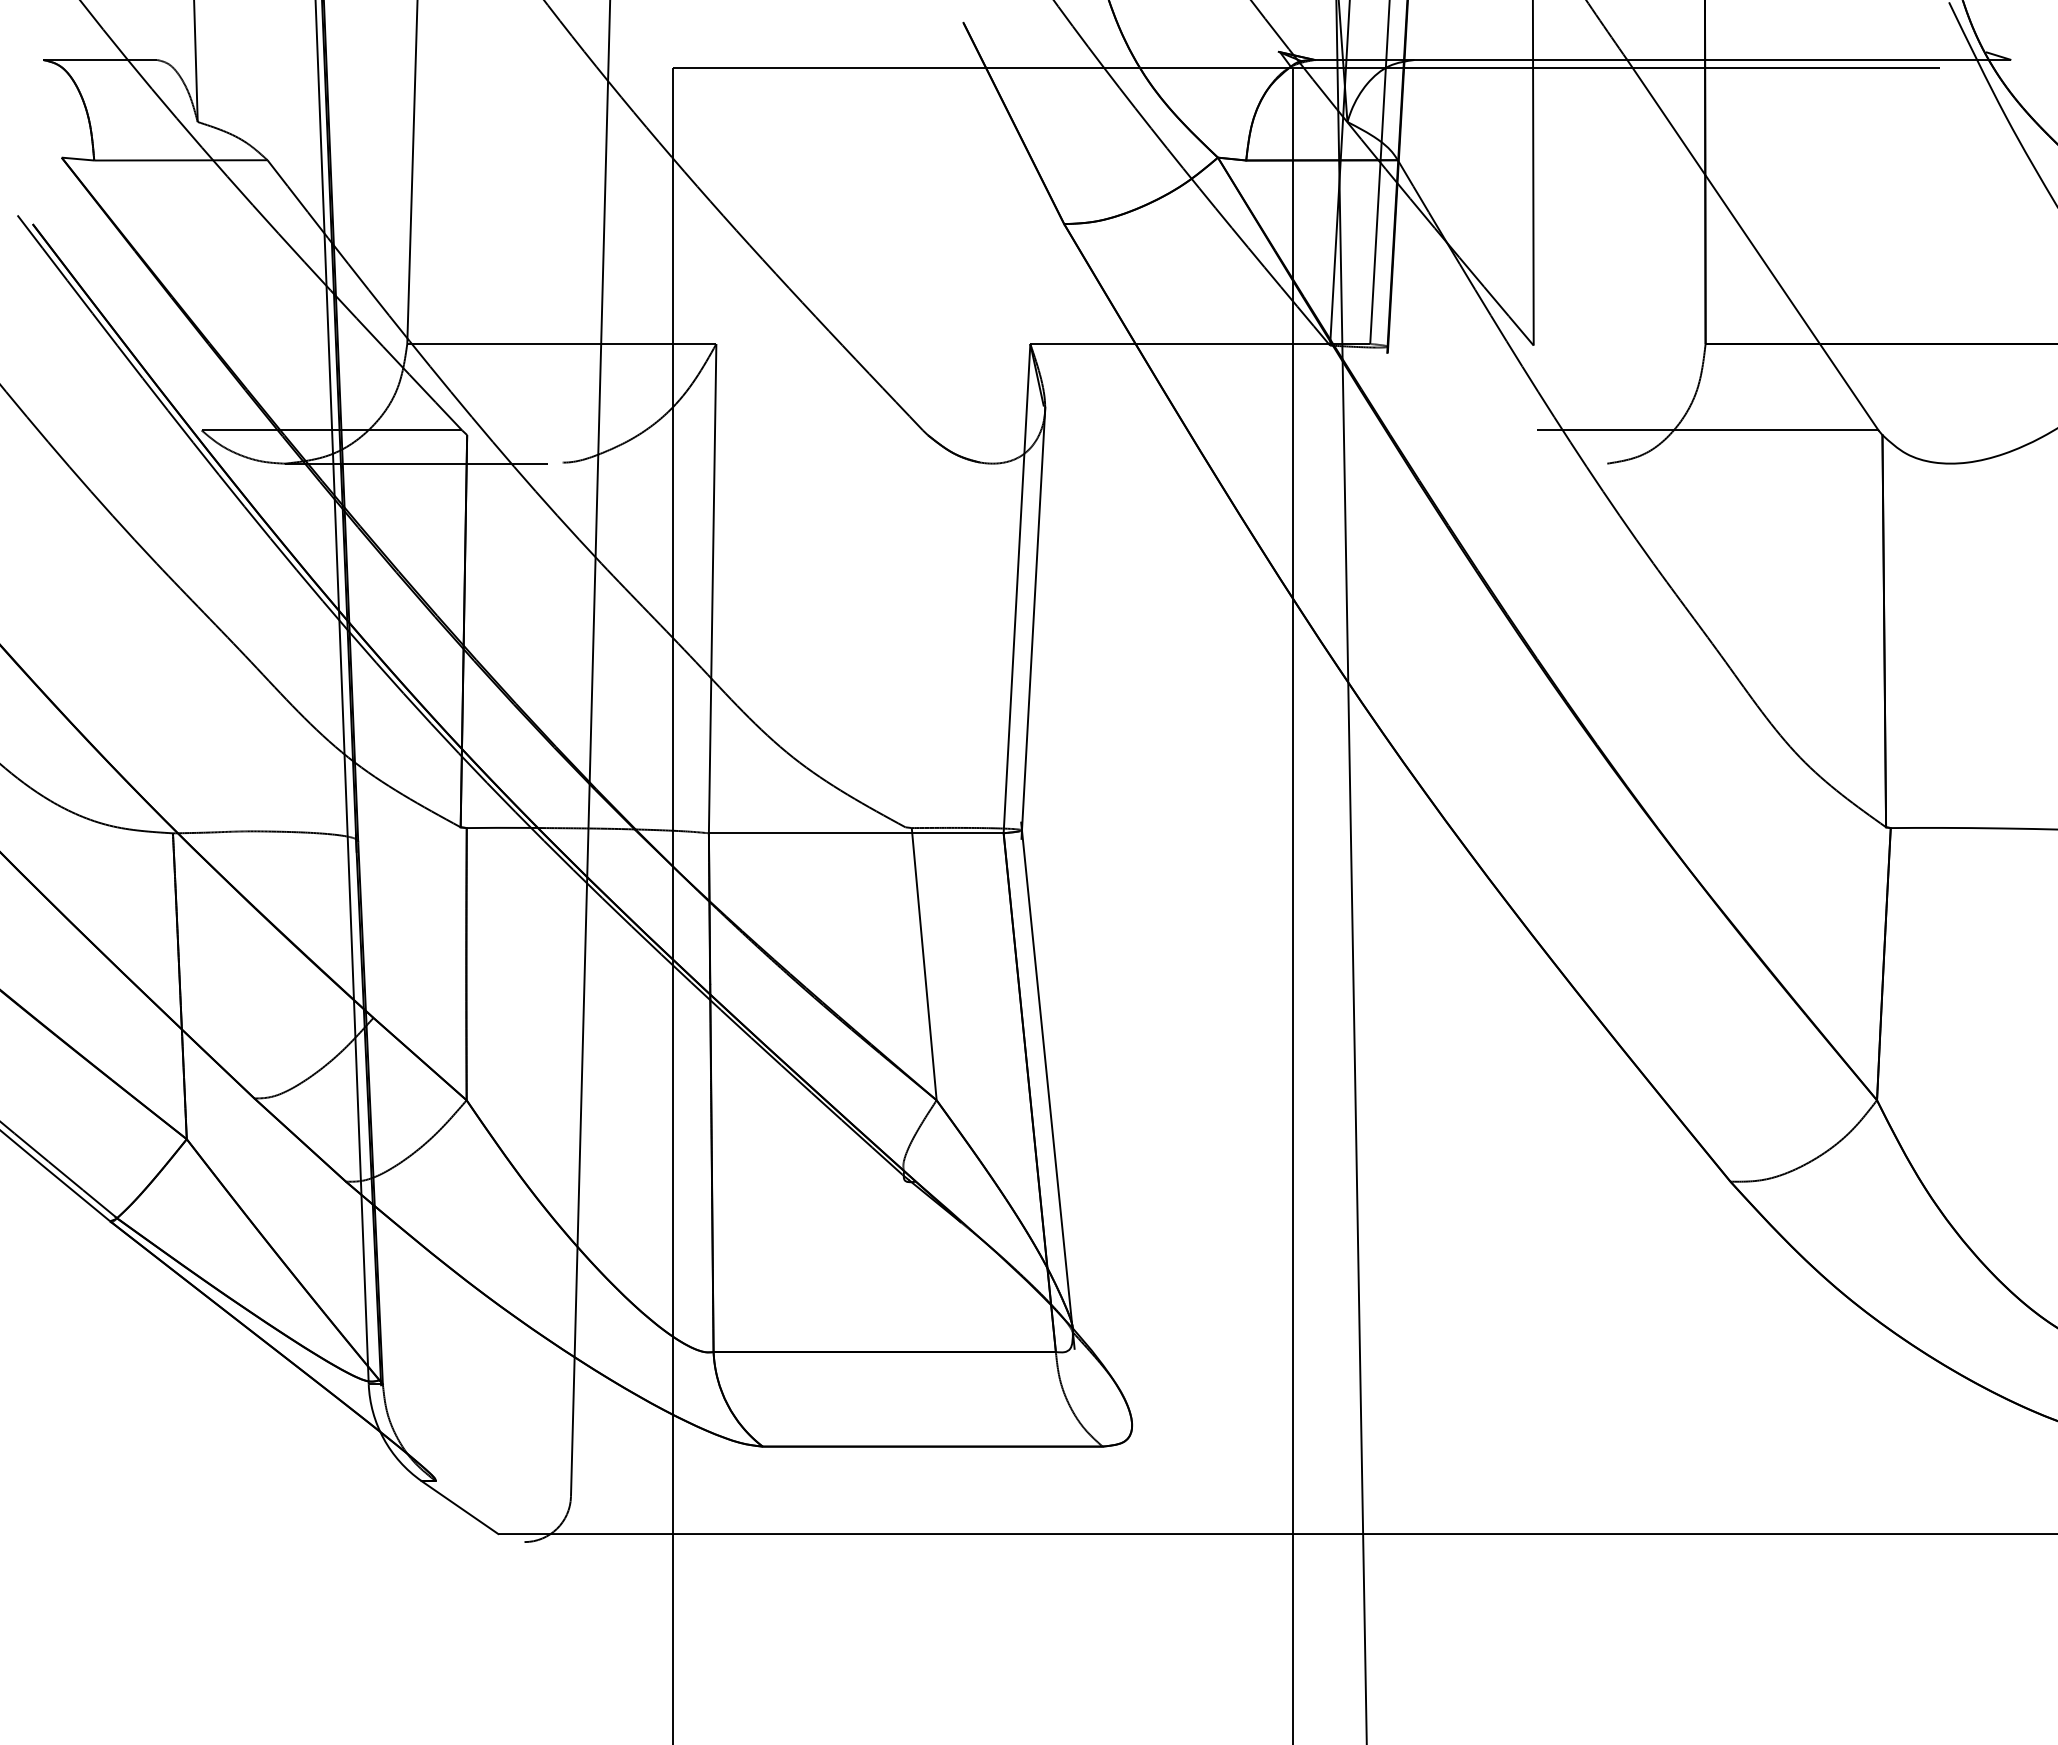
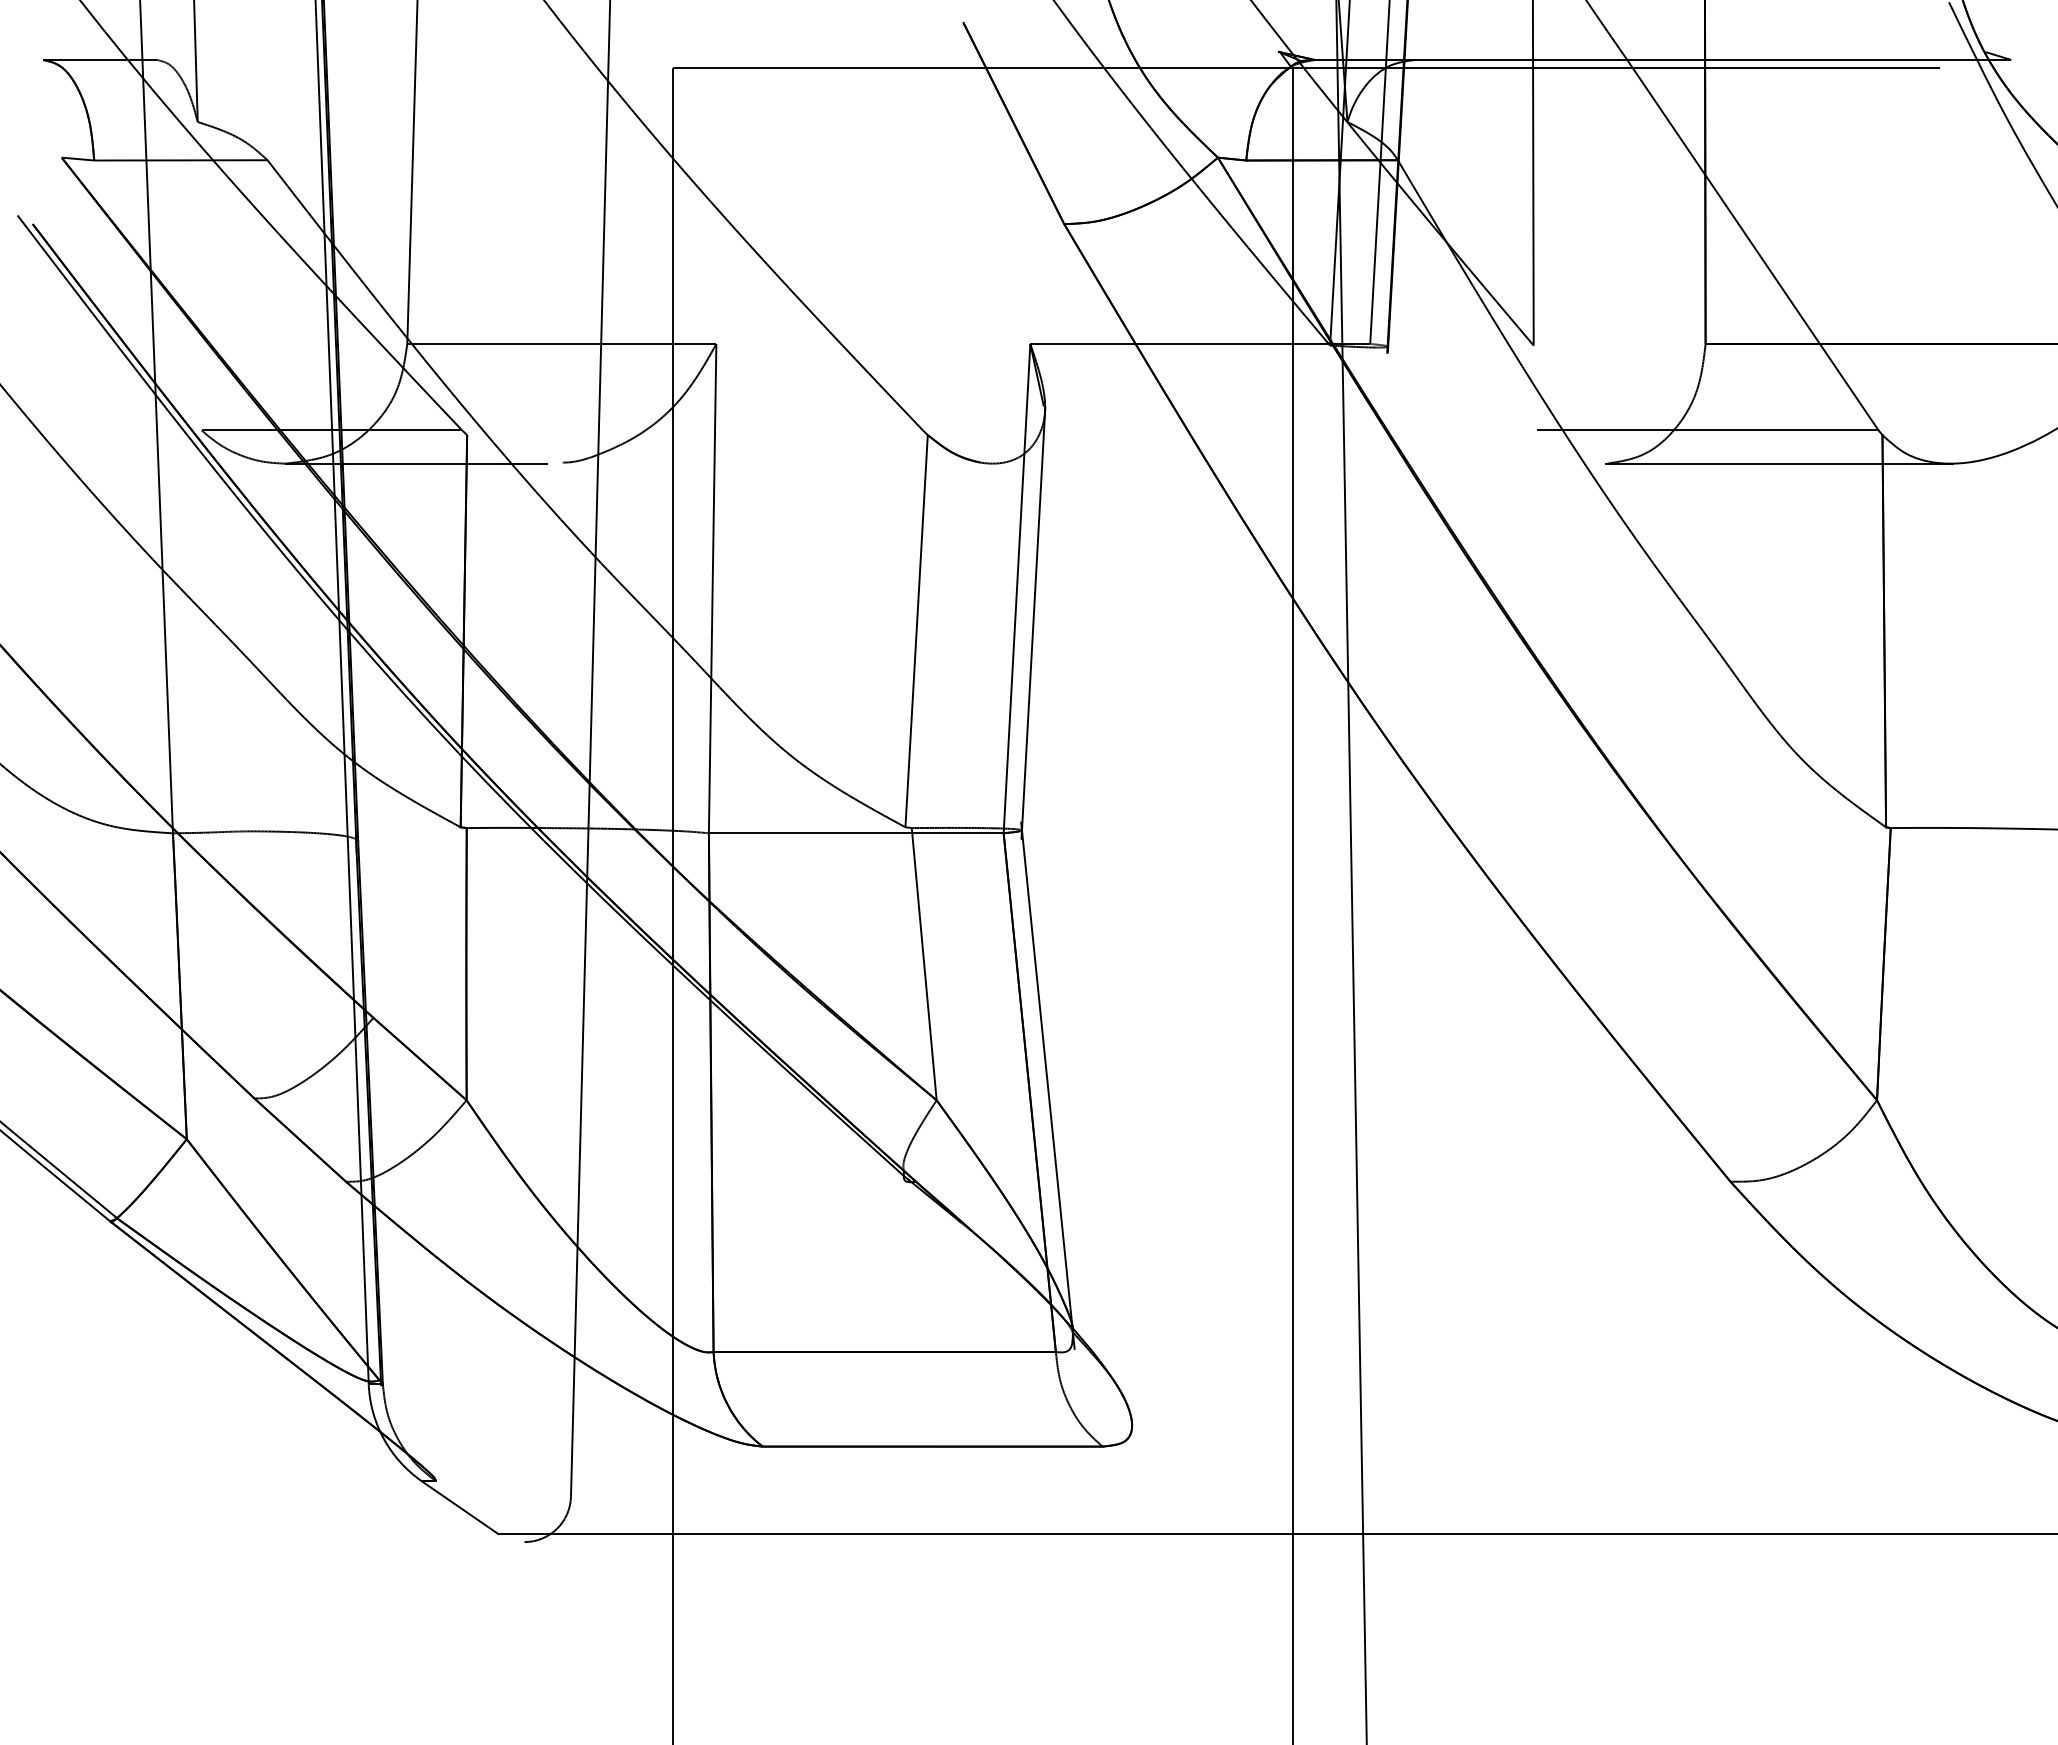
line: none -> present (156, 417)
line: none -> present (1779, 463)
line: none -> present (916, 631)
